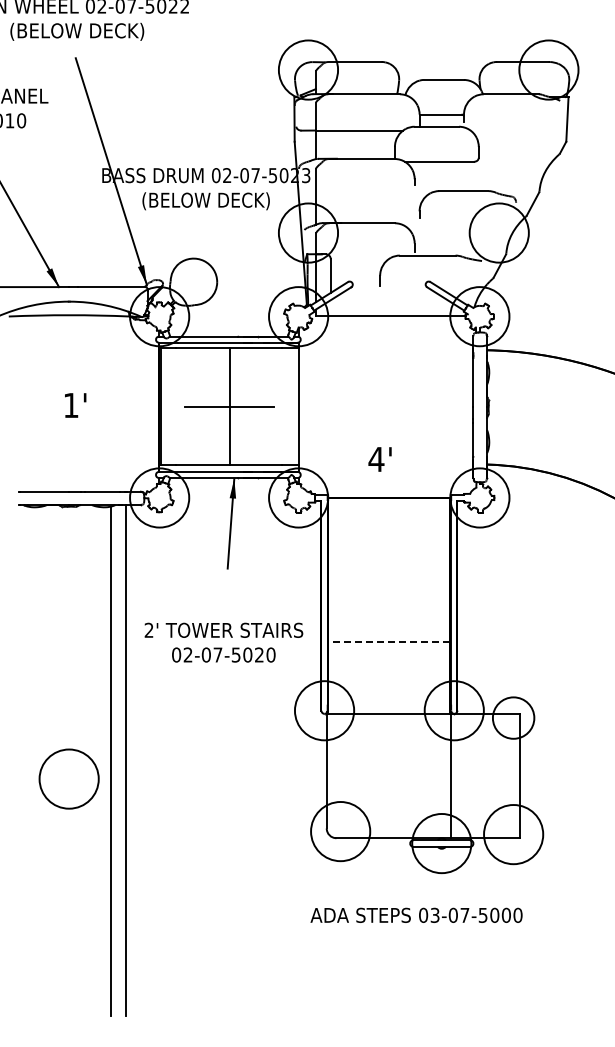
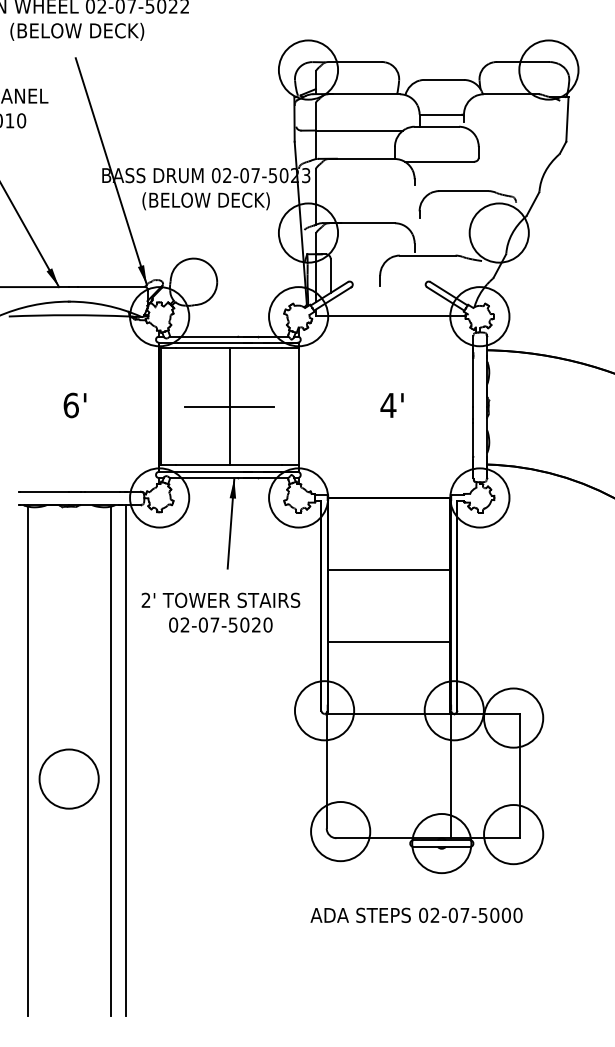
text: 1' -> 6' (70, 405)
text position: (379, 459) -> (391, 405) (391, 405)
line: none -> present (388, 570)
text position: (223, 642) -> (220, 612) (220, 612)
line: dashed -> solid (388, 642)
circle diameter: 41 px -> 59 px (513, 717)
line: none -> present (27, 760)
text: 03-07-5000 -> 02-07-5000 (434, 915)
